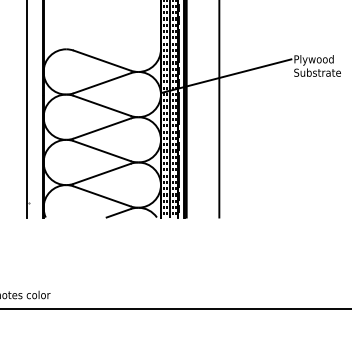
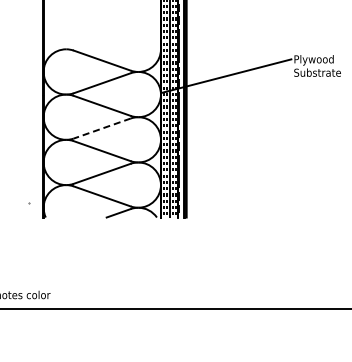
line: present -> none (26, 109)
line: present -> none (219, 109)
line: solid -> dashed (101, 128)
